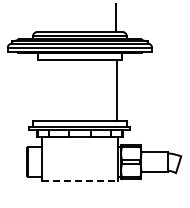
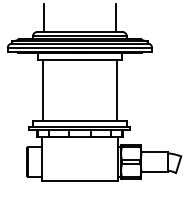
line: none -> present (43, 18)
line: none -> present (42, 89)
line: dashed -> solid (80, 180)
